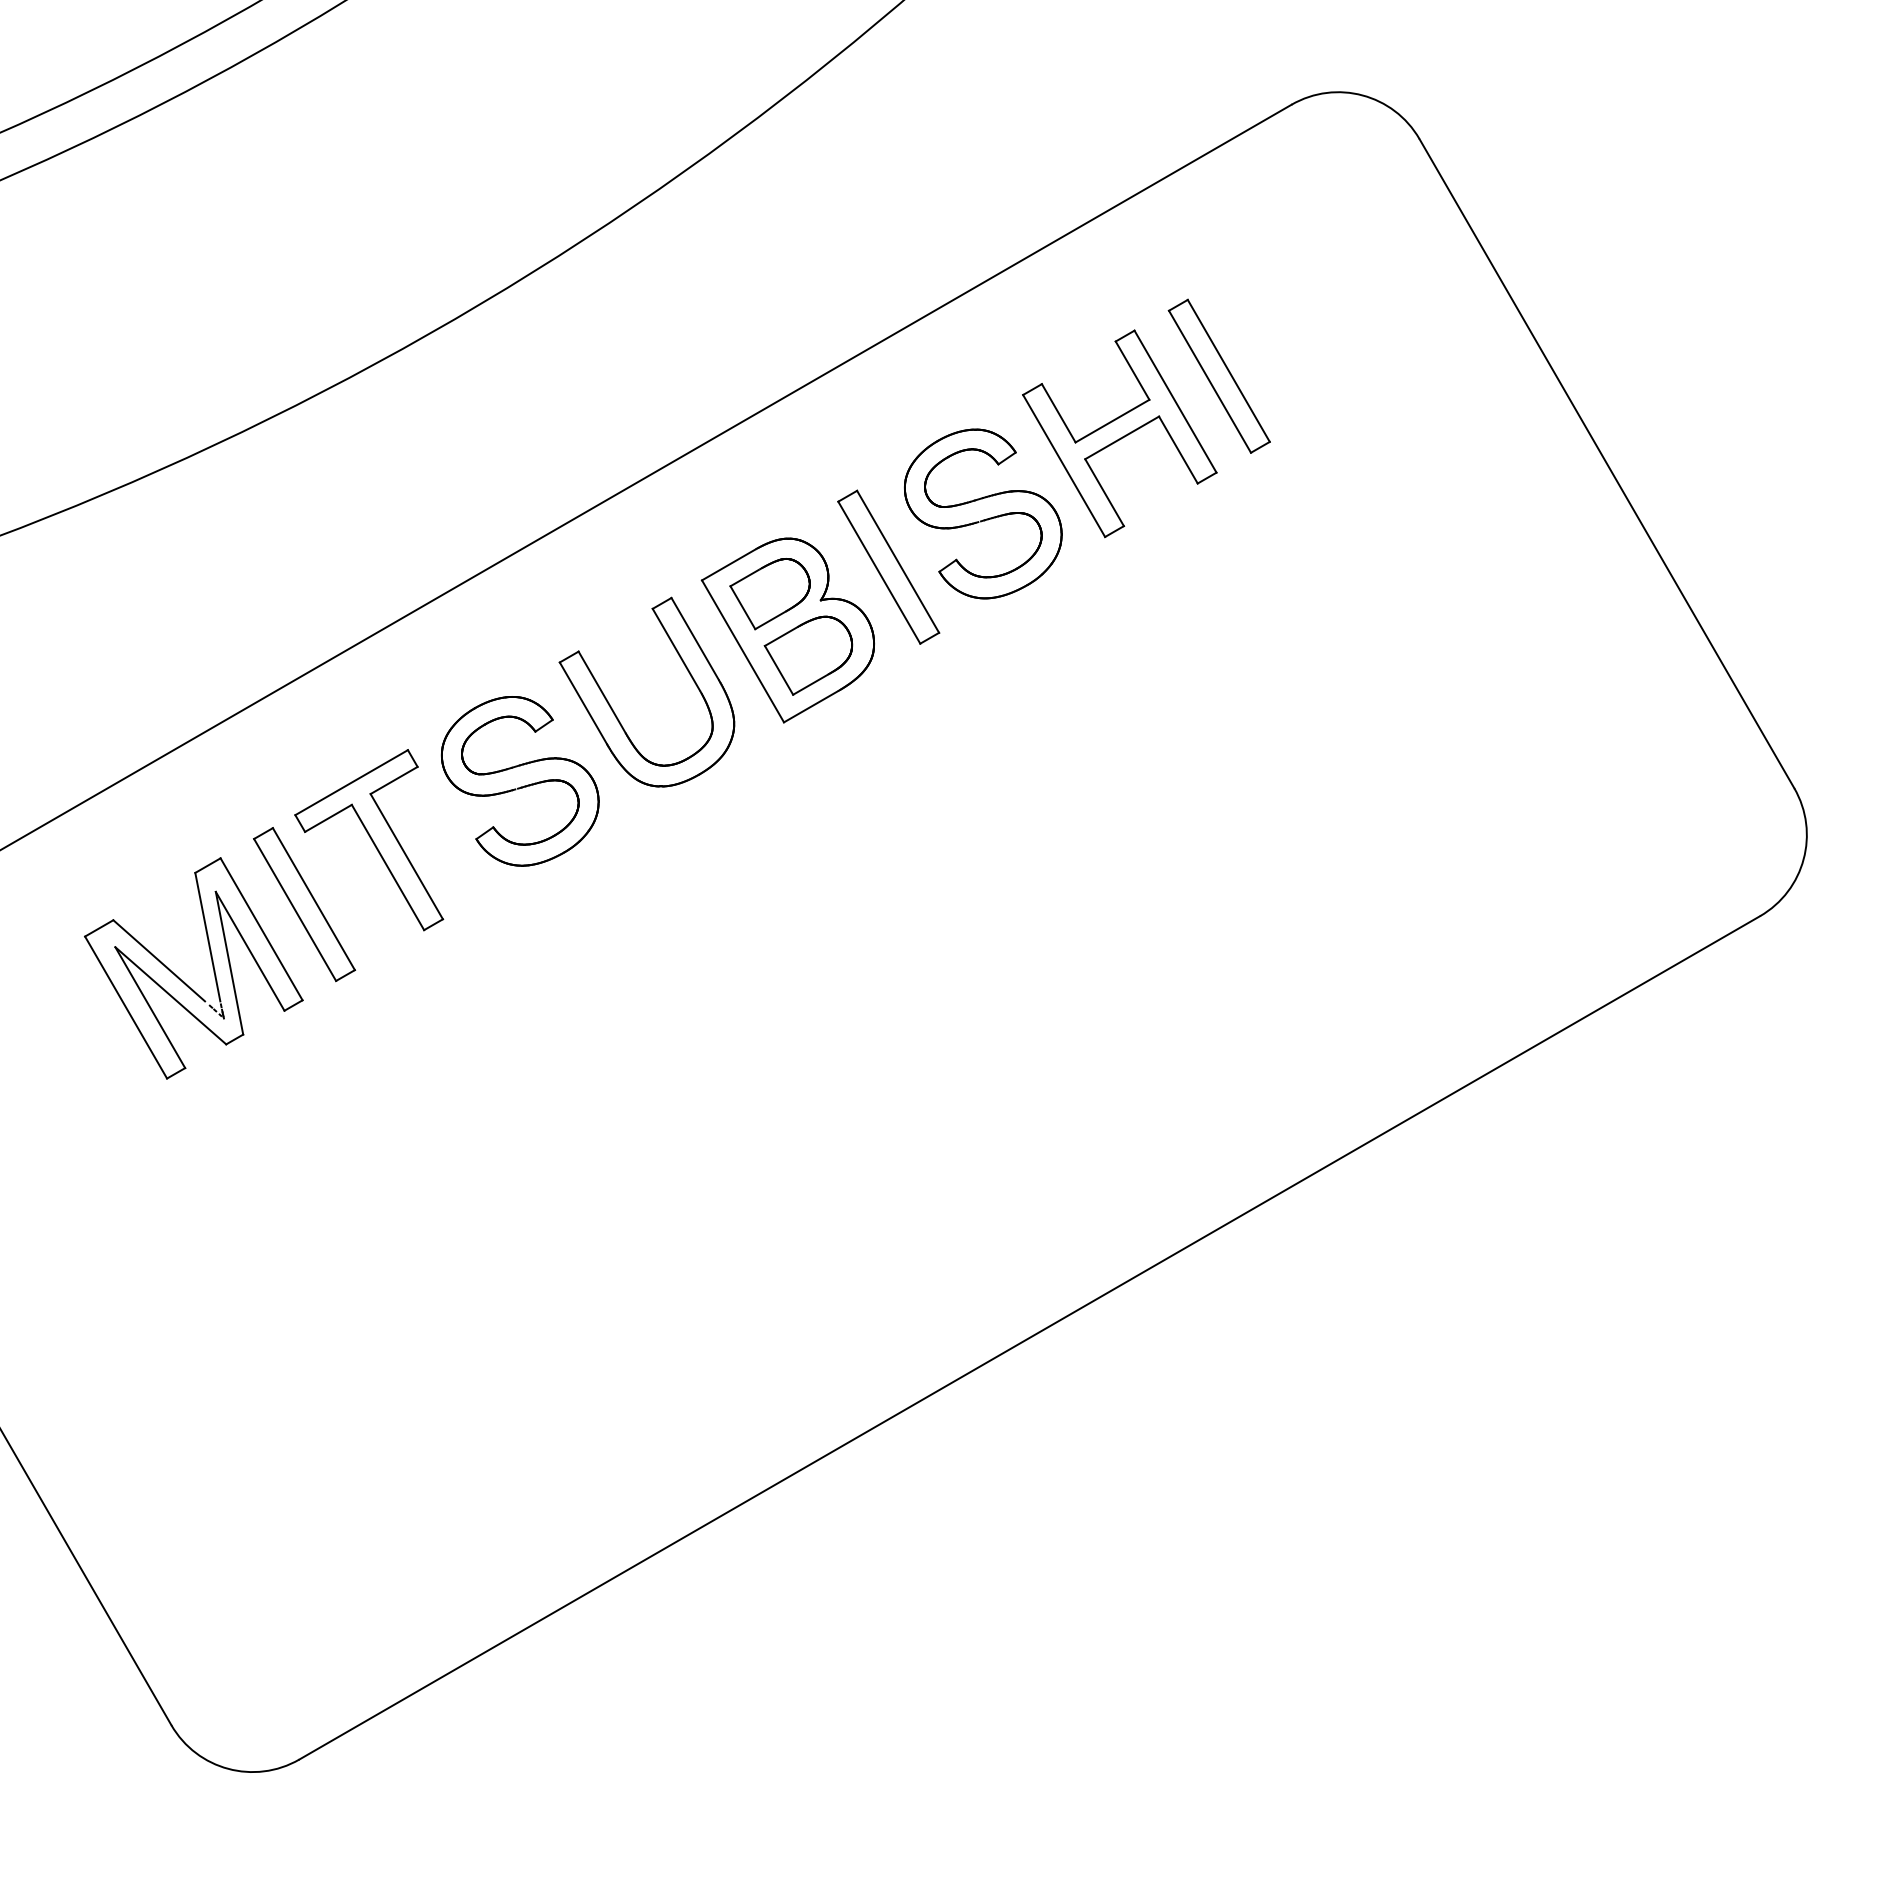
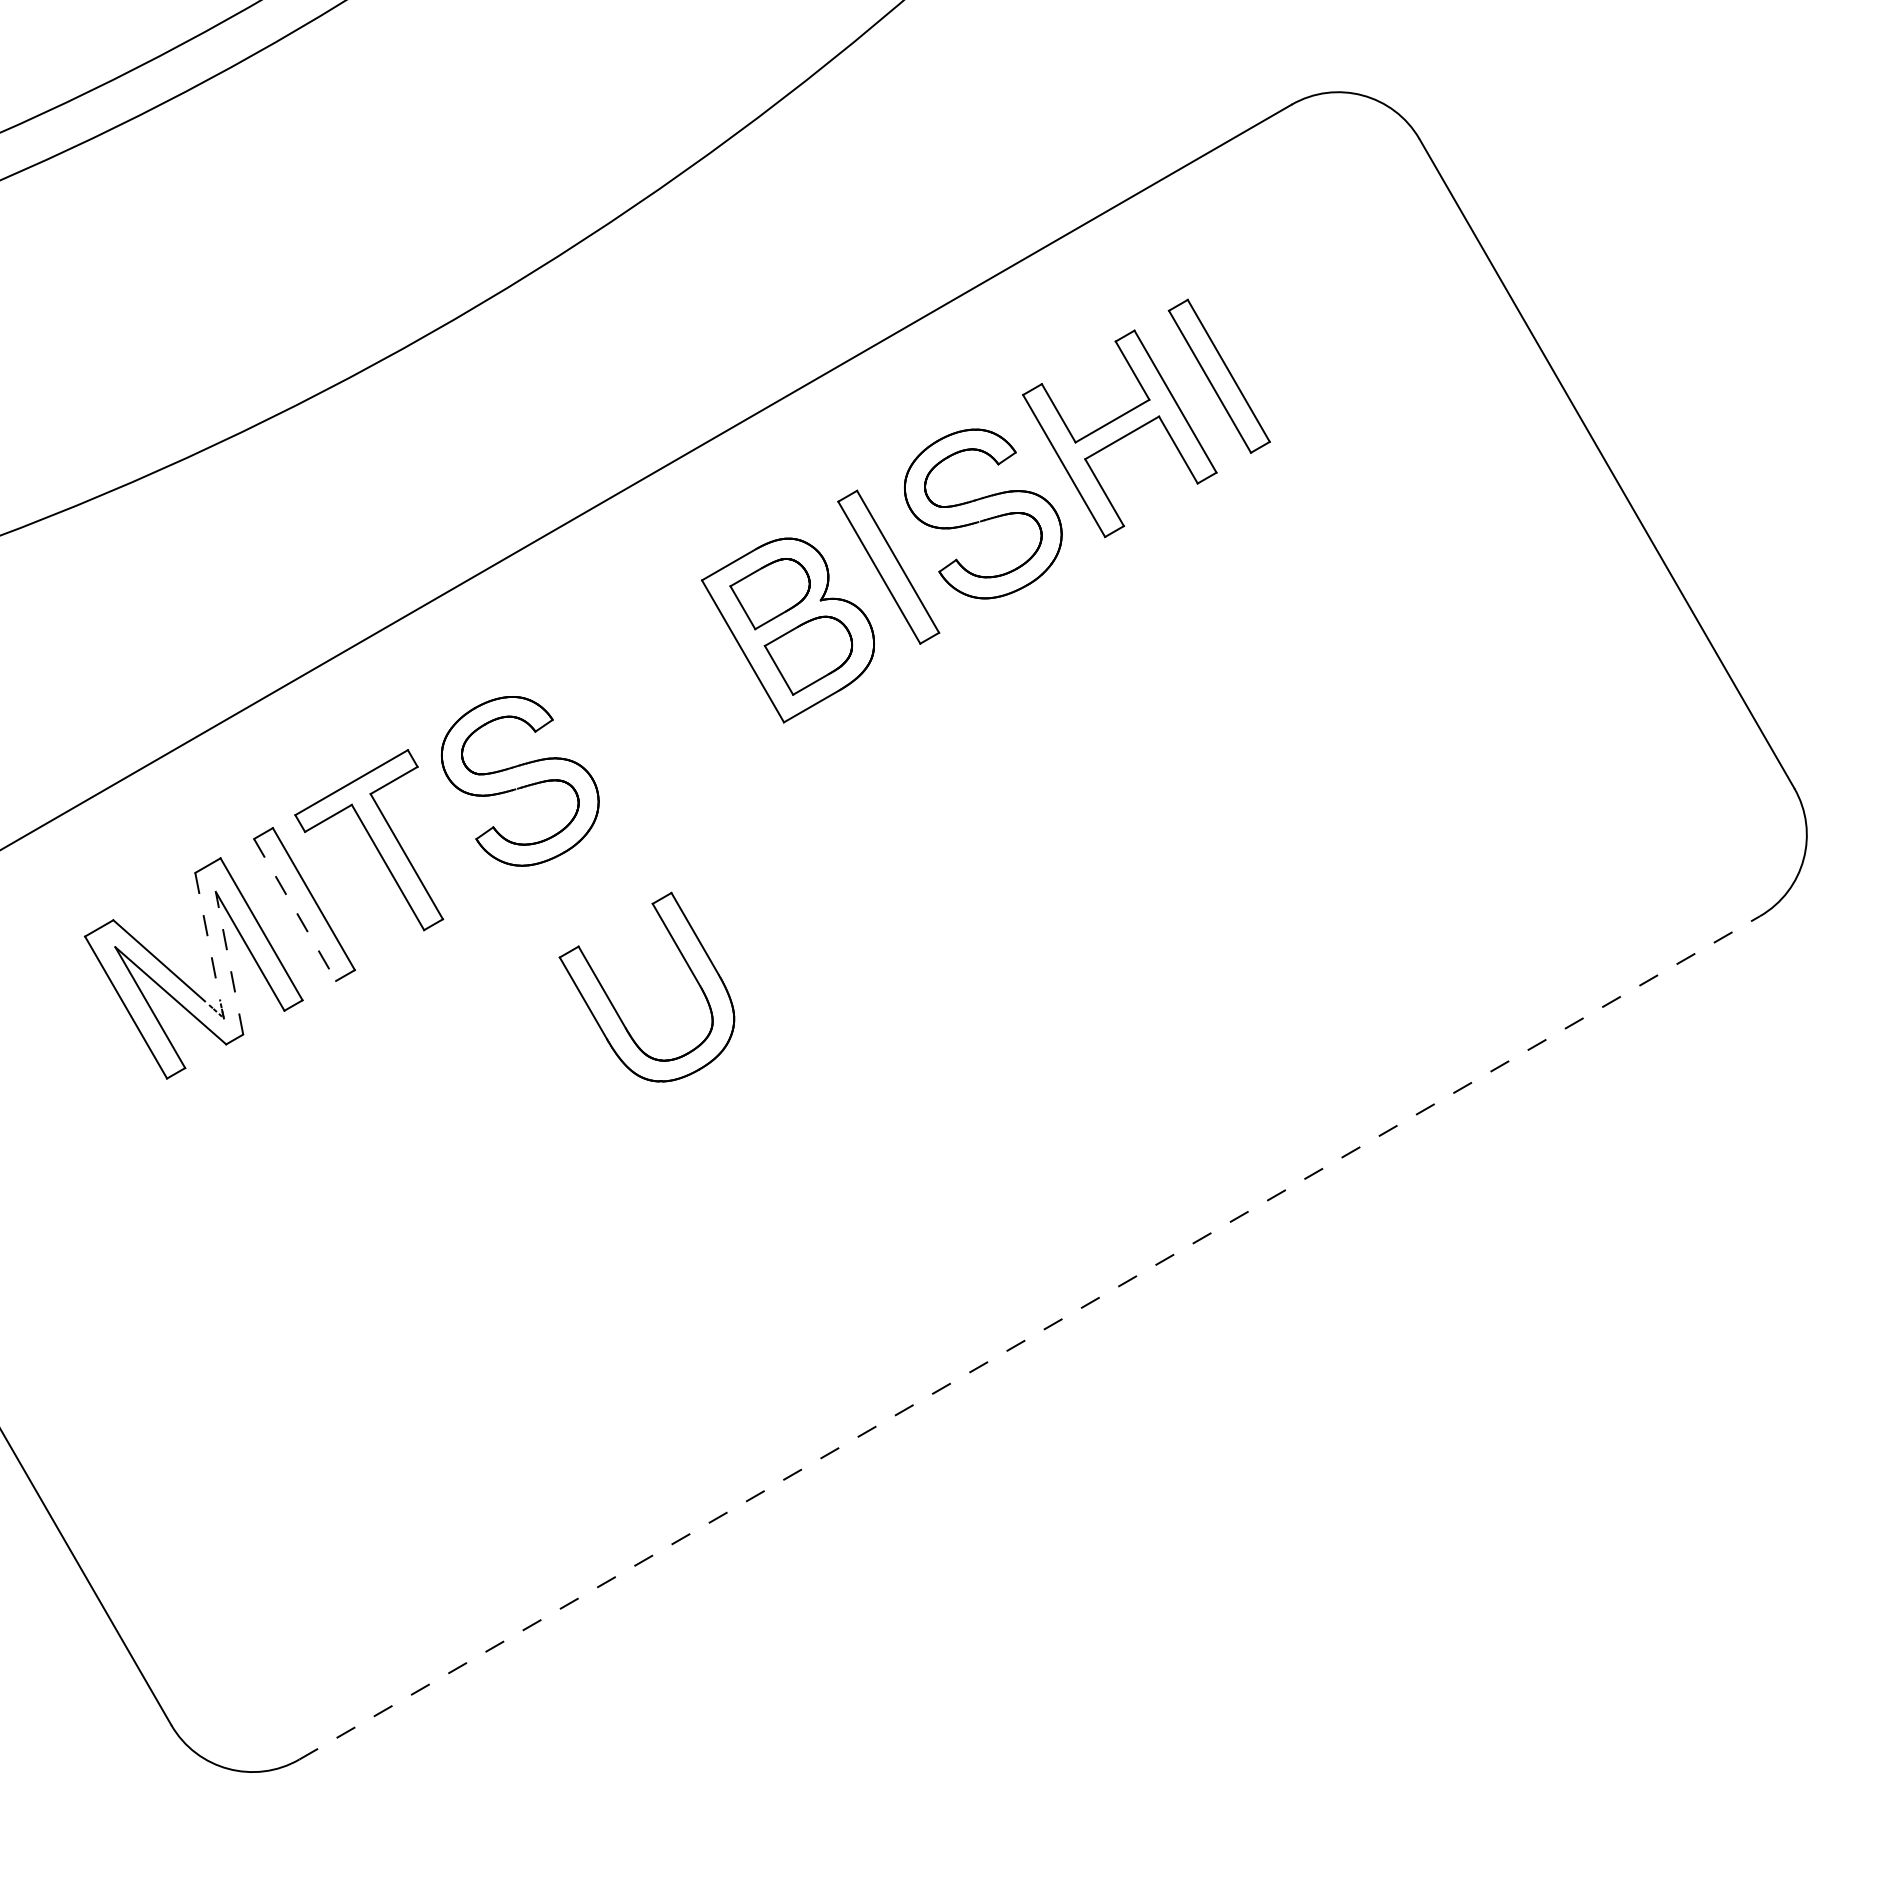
part position: (613, 709) -> (613, 1004) (613, 1004)
line: solid -> dashed (295, 909)
line: solid -> dashed (207, 937)
line: solid -> dashed (229, 963)
line: solid -> dashed (1030, 1337)
